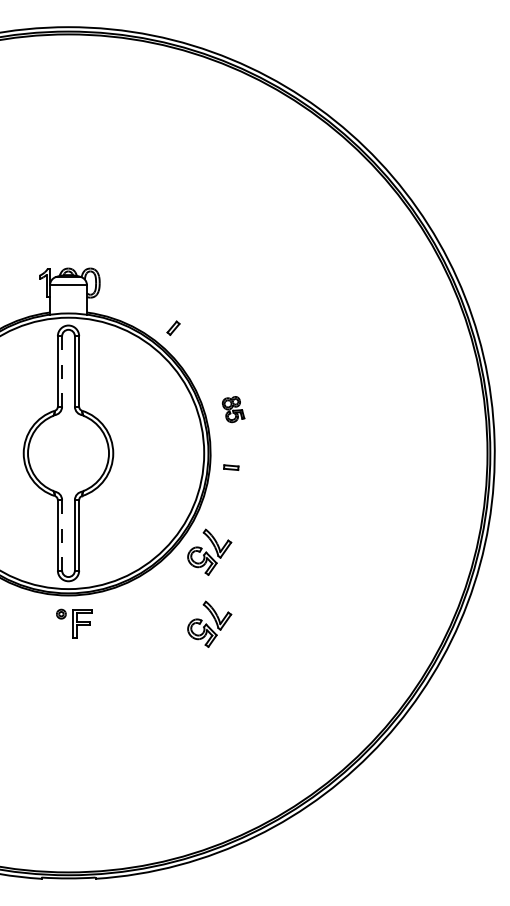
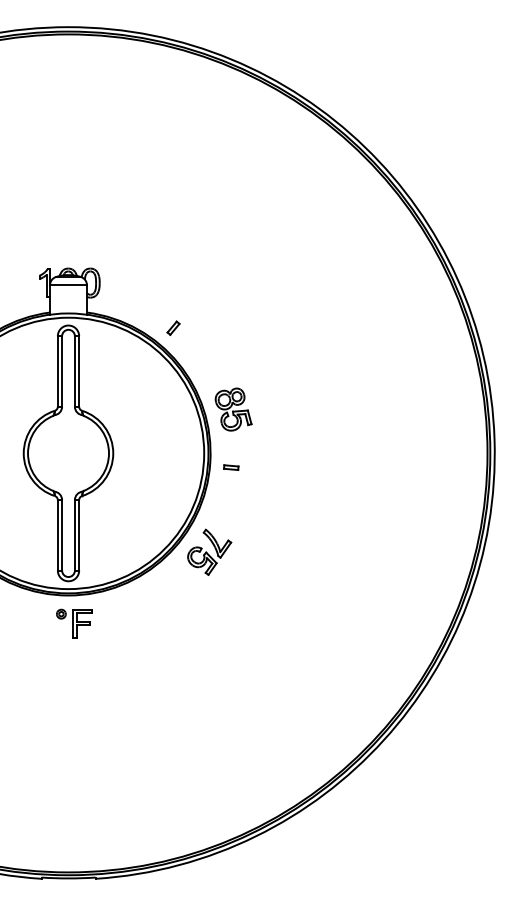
line: dashed -> solid (62, 371)
part size: 25x28 px -> 39x45 px (233, 409)
line: dashed -> solid (62, 535)
part: present -> none (209, 623)
